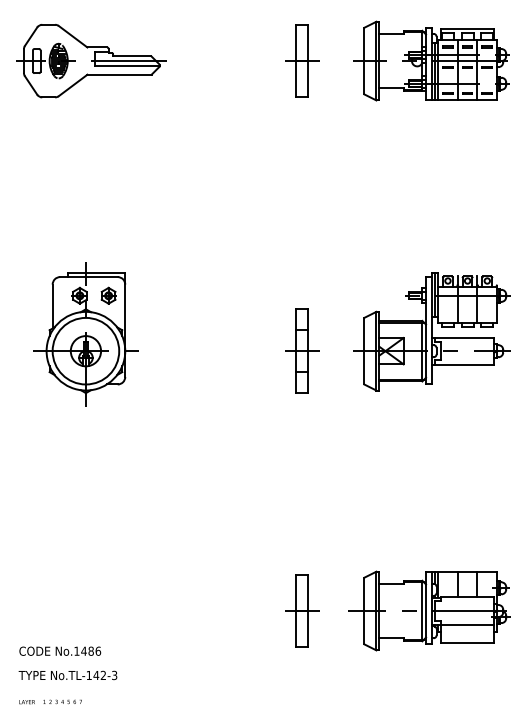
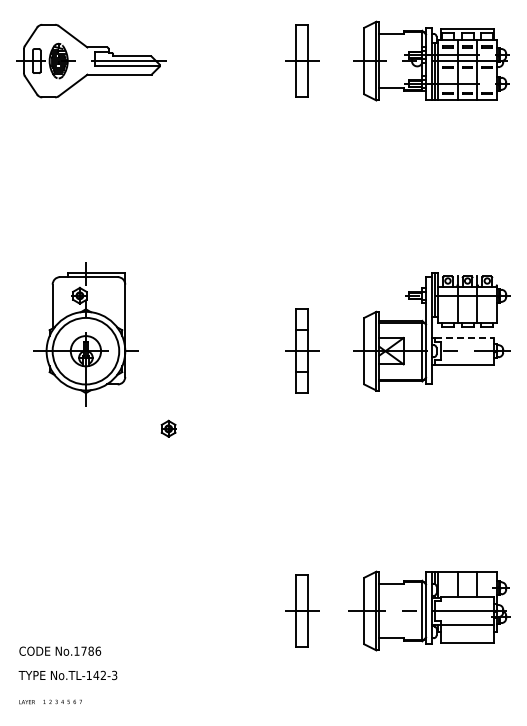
part position: (108, 295) -> (168, 428) (168, 428)
line: solid -> dashed (465, 337)
text: No.1486 -> No.1786 (83, 650)
